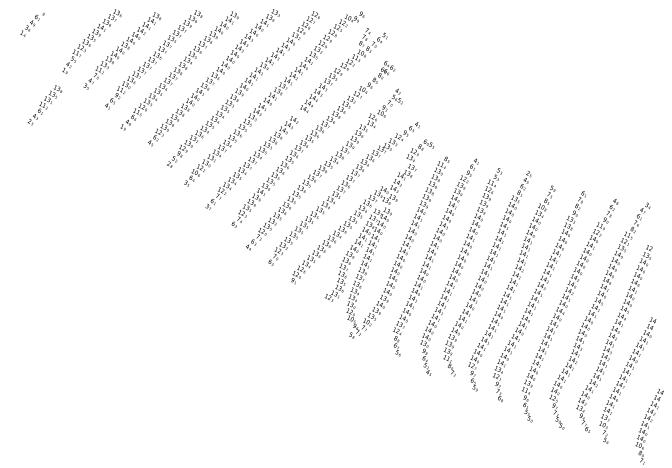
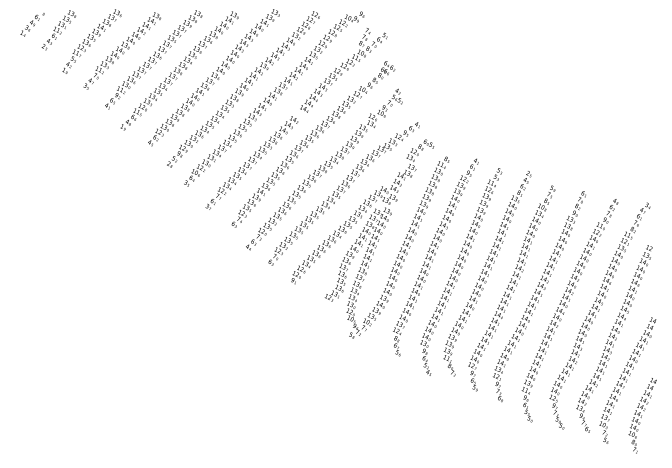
text position: (44, 105) -> (58, 30) (58, 30)
text position: (649, 426) -> (642, 415) (642, 415)
